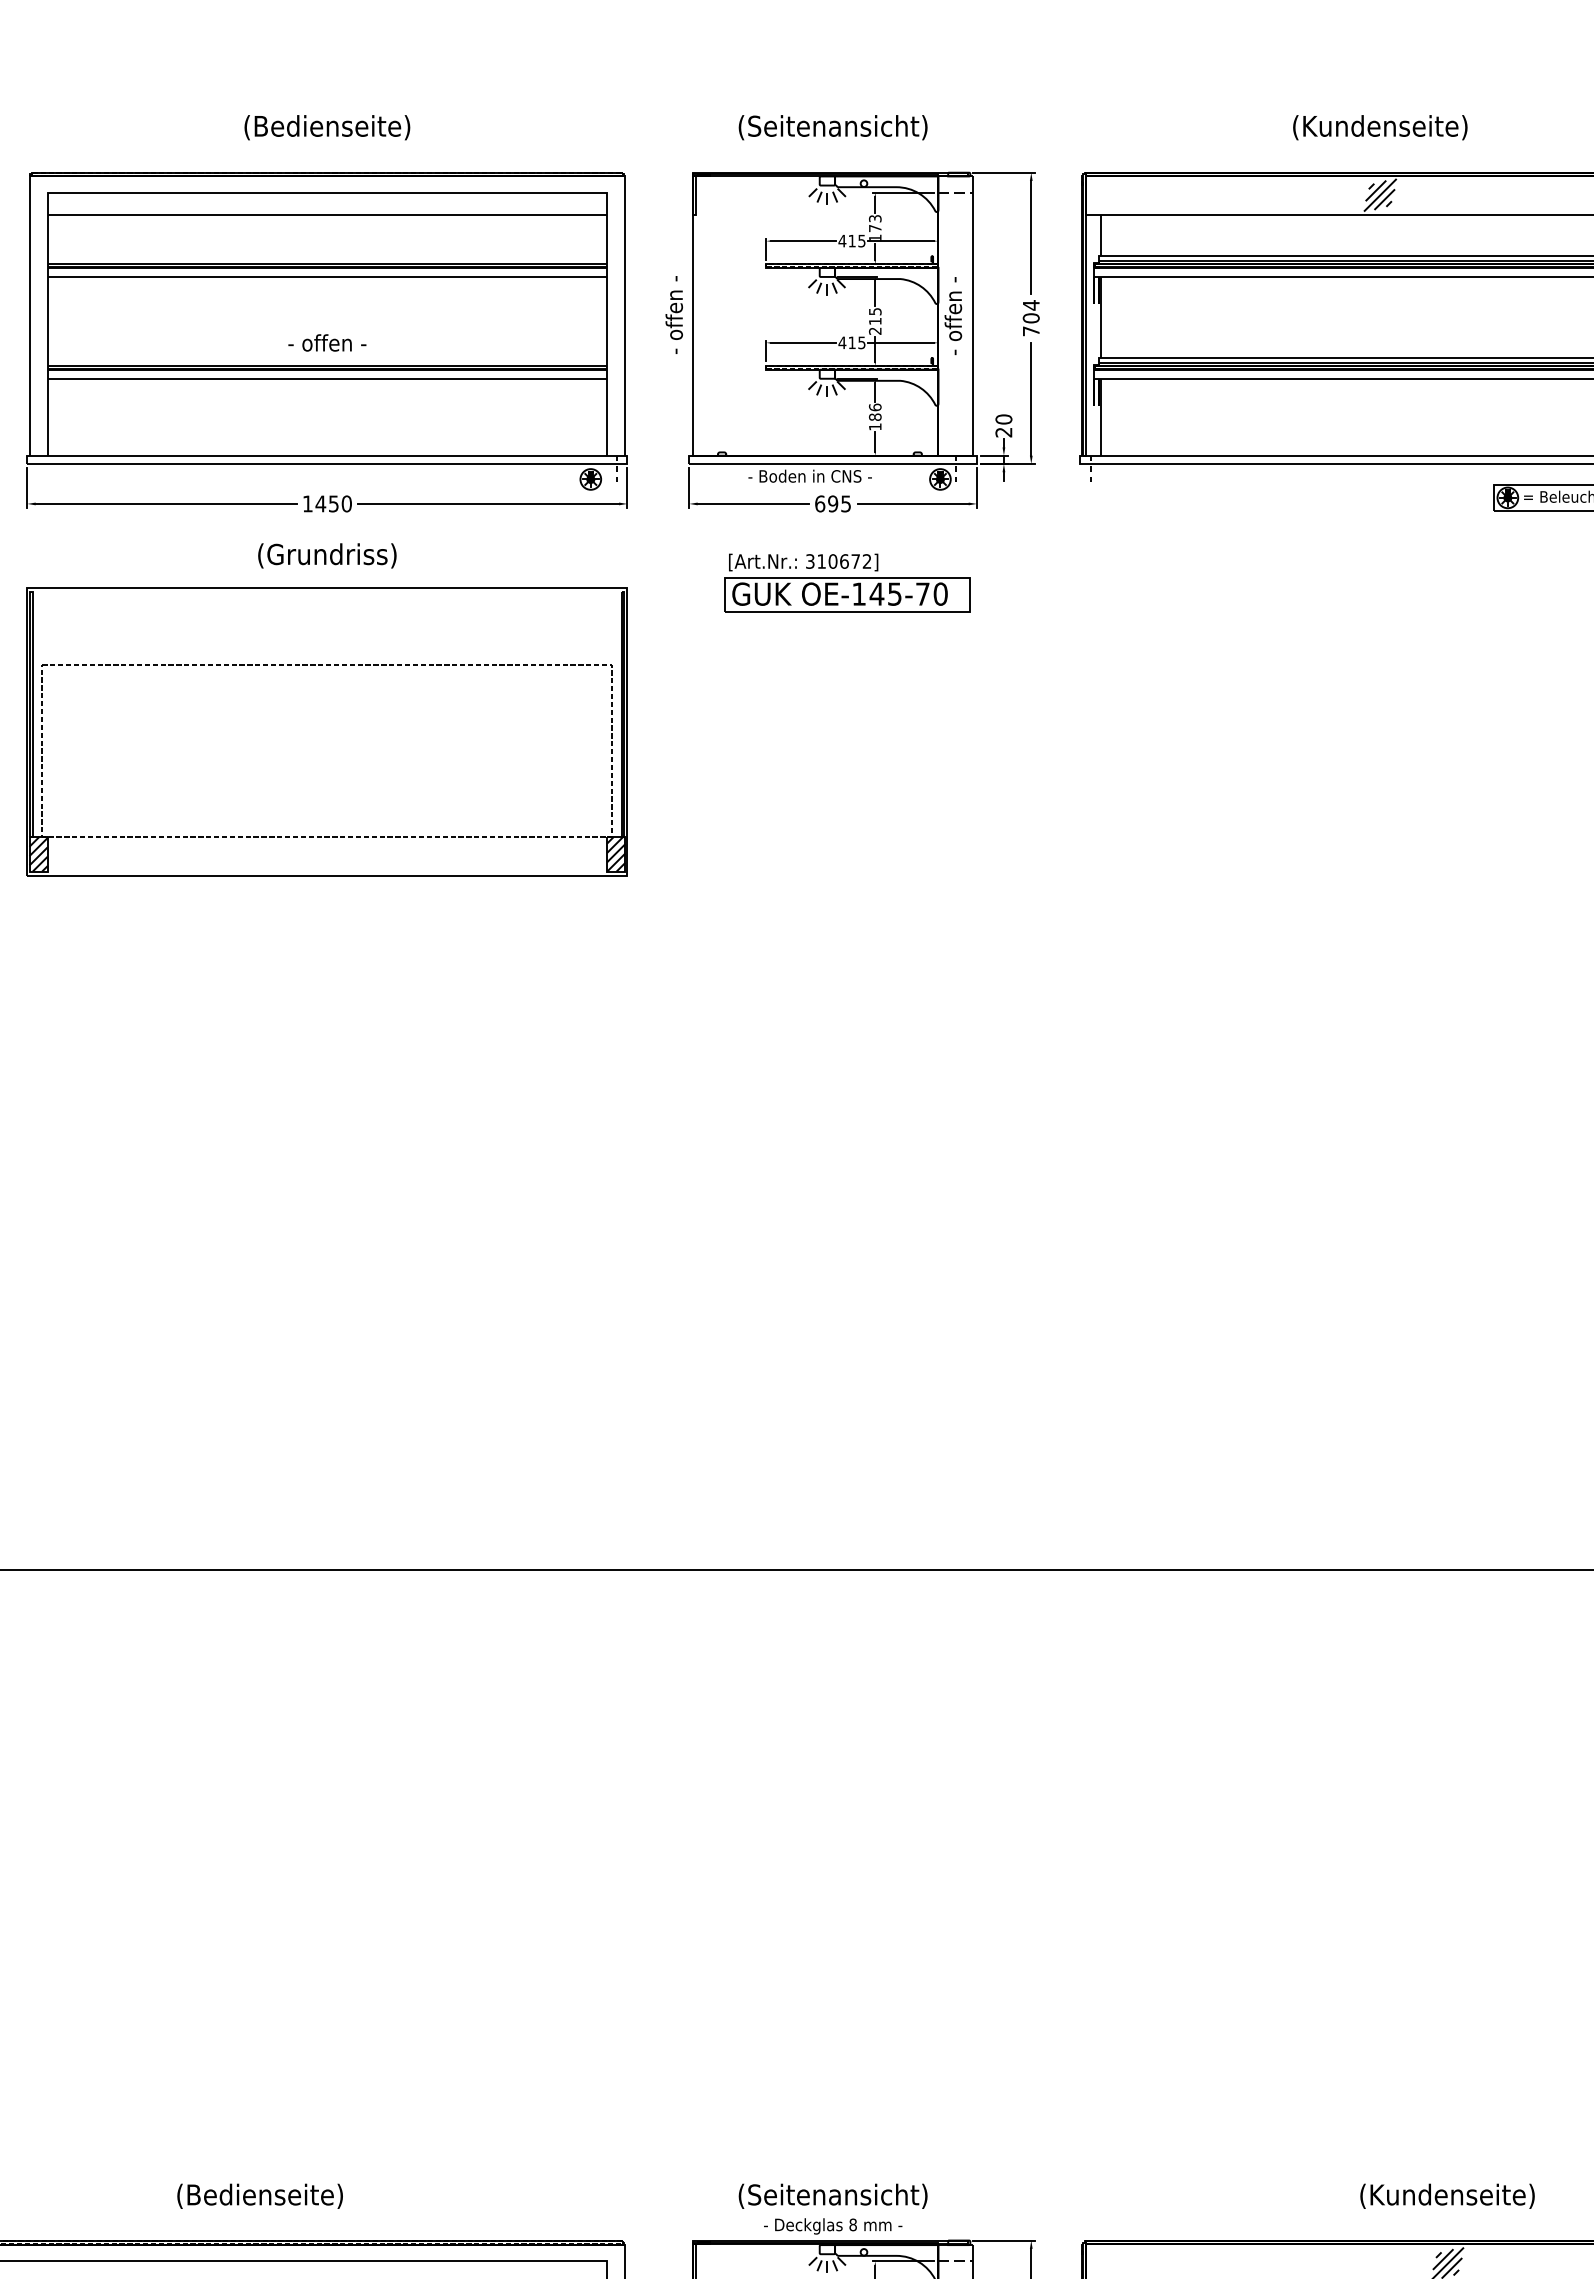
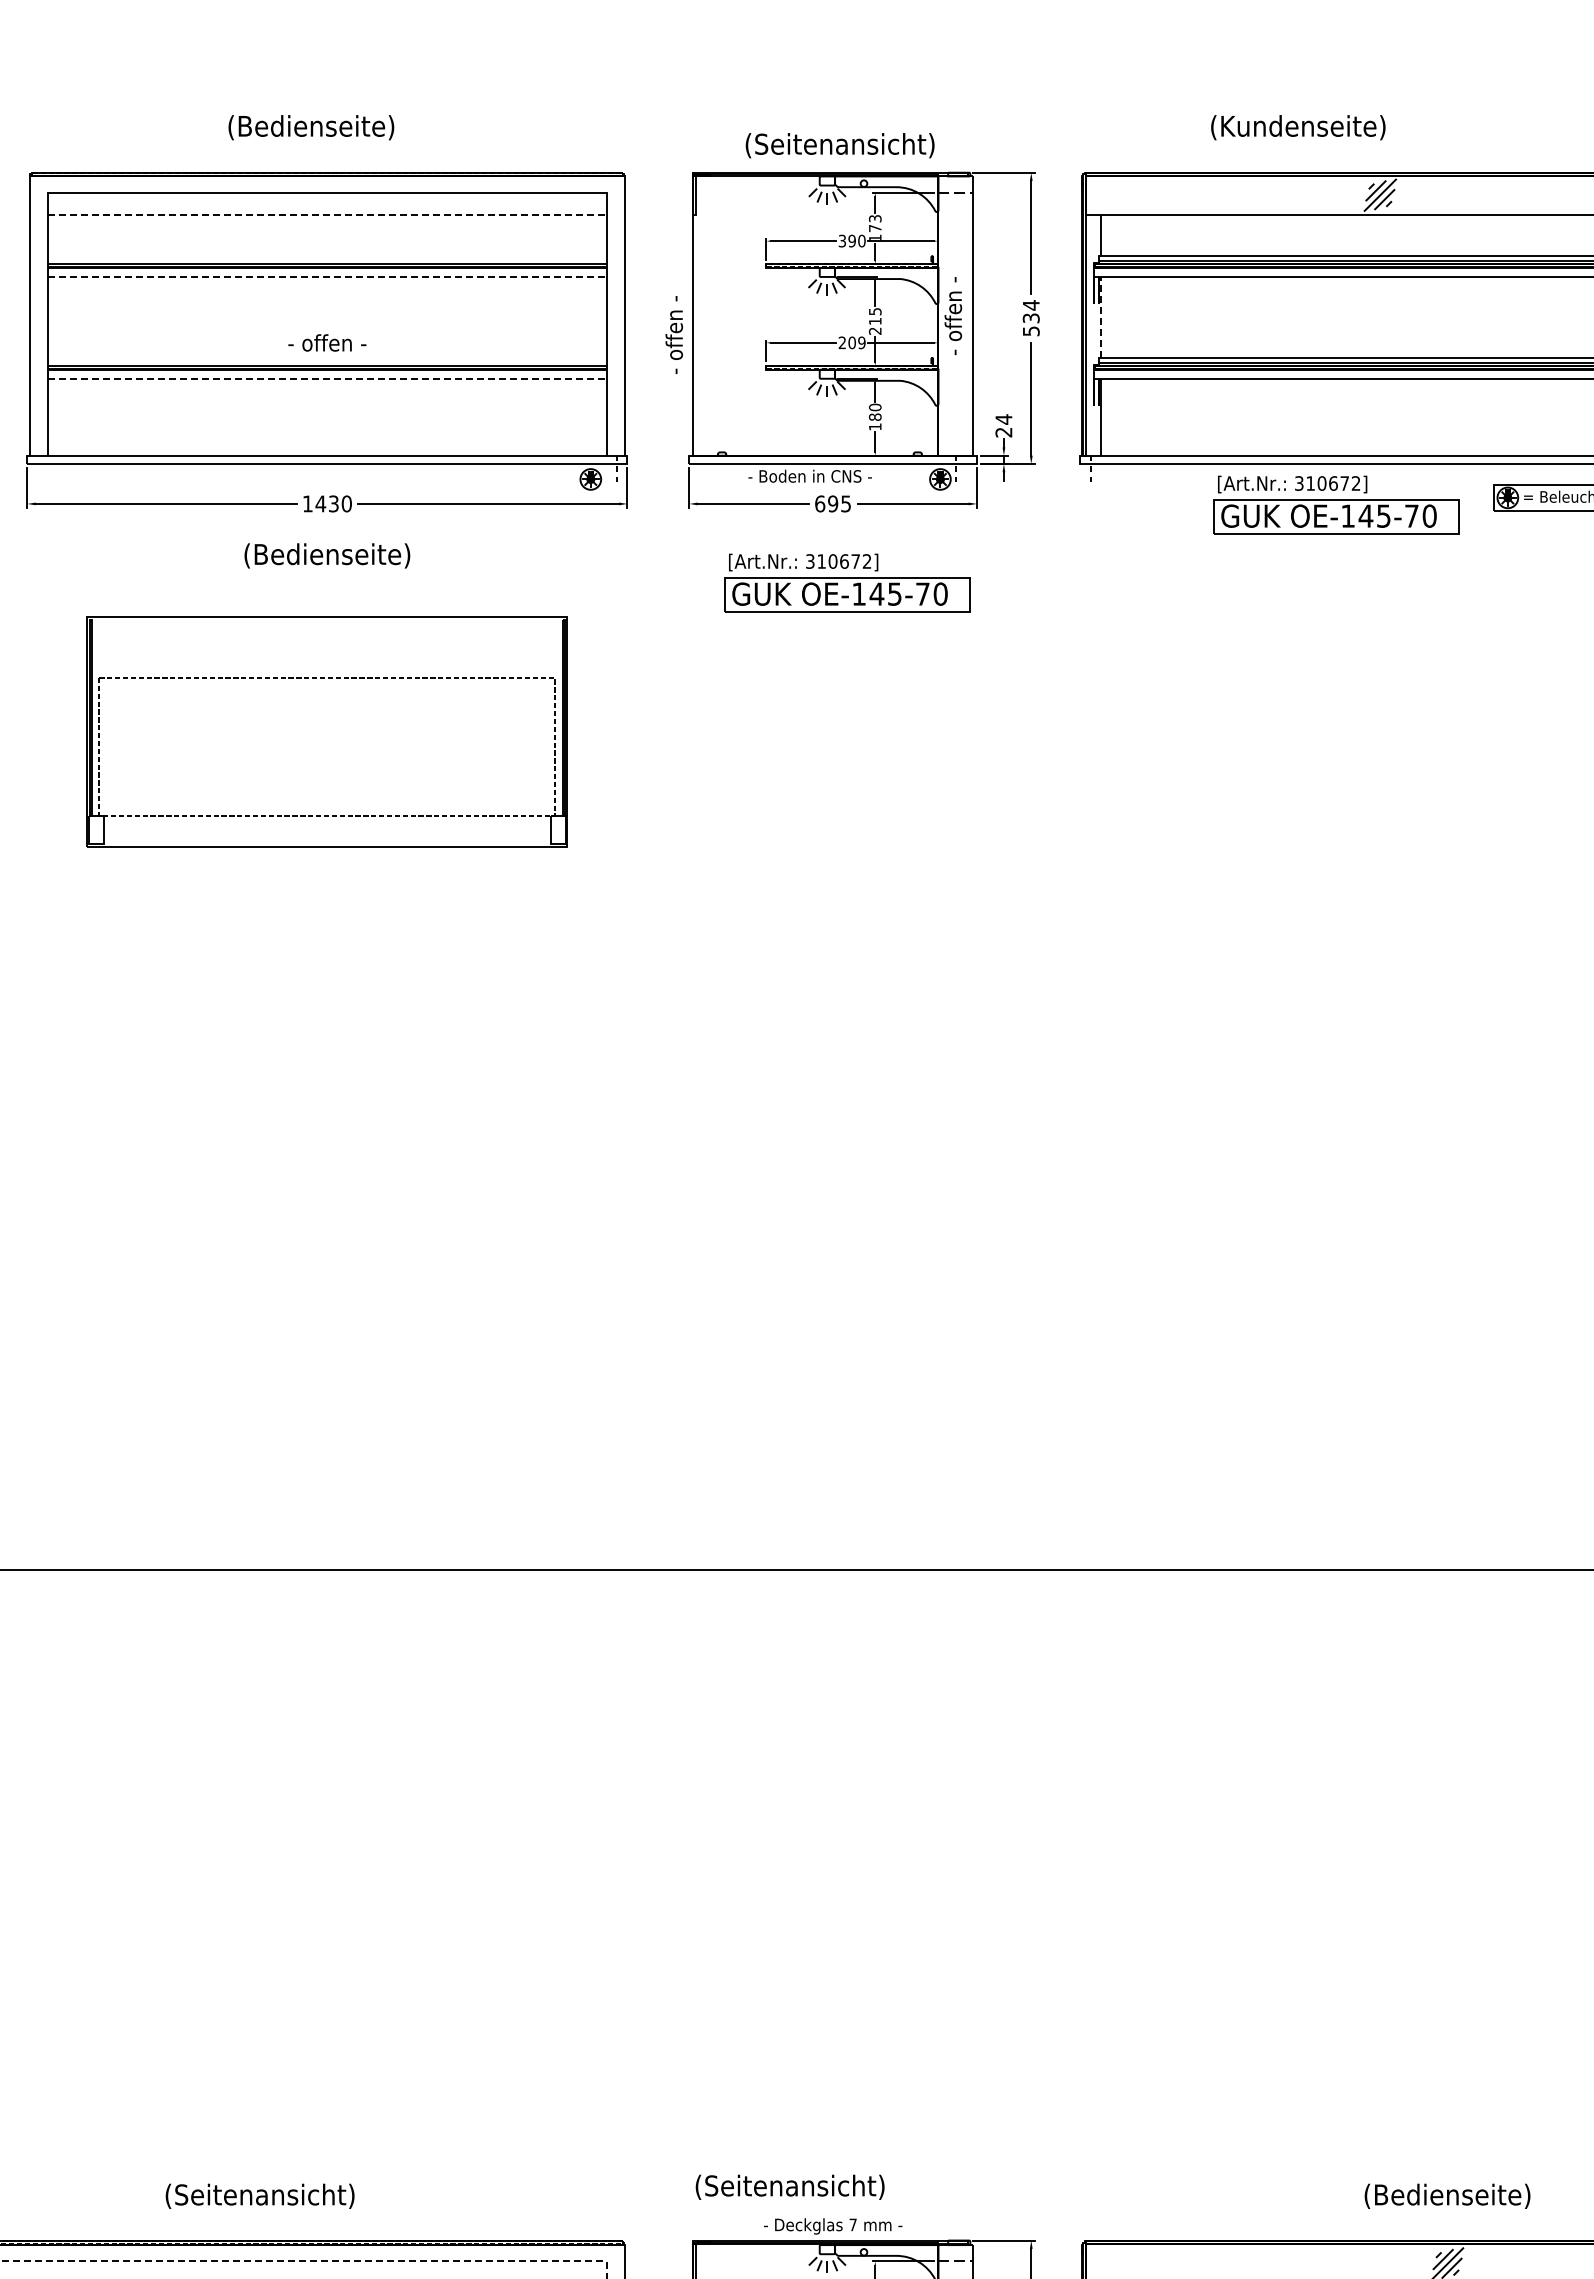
text position: (327, 127) -> (311, 127) (311, 127)
text position: (832, 127) -> (839, 145) (839, 145)
text position: (1380, 127) -> (1298, 127) (1298, 127)
line: solid -> dashed (327, 214)
text: 415 -> 390 (851, 240)
line: solid -> dashed (327, 276)
text position: (673, 314) -> (673, 334) (673, 334)
line: solid -> dashed (1100, 316)
text: 704 -> 534 (1030, 324)
text: 415 -> 209 (851, 342)
line: solid -> dashed (327, 378)
text: 186 -> 180 (875, 407)
text: 20 -> 24 (1003, 419)
text: 1450 -> 1430 (333, 503)
part: none -> present (1336, 504)
text: (Grundriss) -> (Bedienseite) (327, 555)
part size: 602x290 px -> 482x232 px (326, 731)
text: (Bedienseite) -> (Seitenansicht) (259, 2195)
text position: (832, 2195) -> (789, 2186) (789, 2186)
text: (Kundenseite) -> (Bedienseite) (1447, 2195)
text: 8 -> 7 (852, 2224)
line: solid -> dashed (313, 2261)
